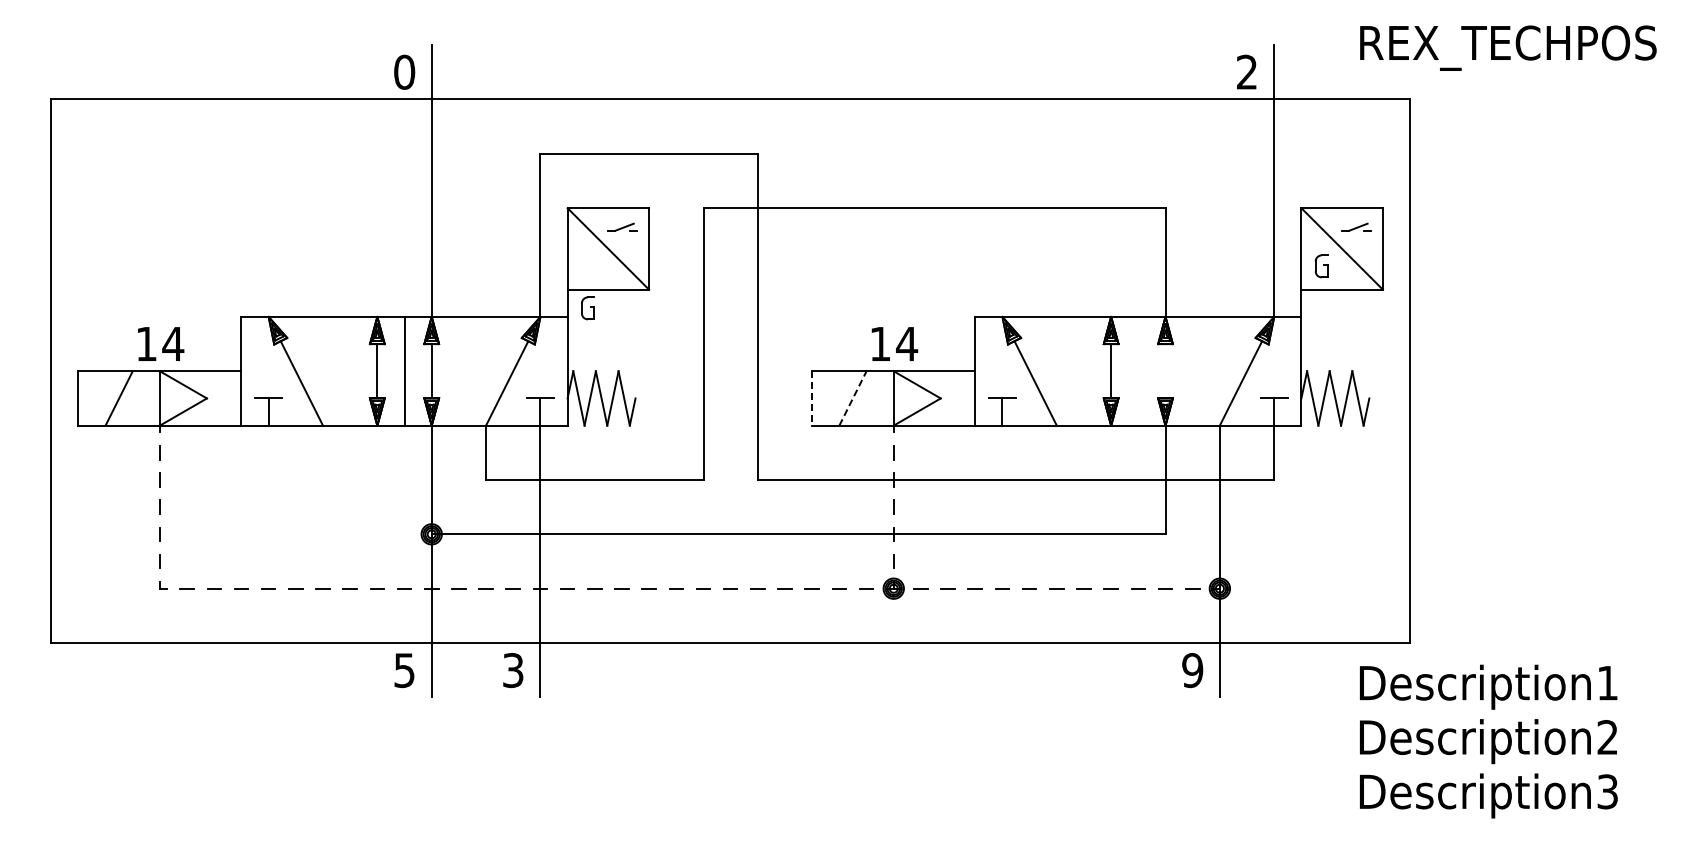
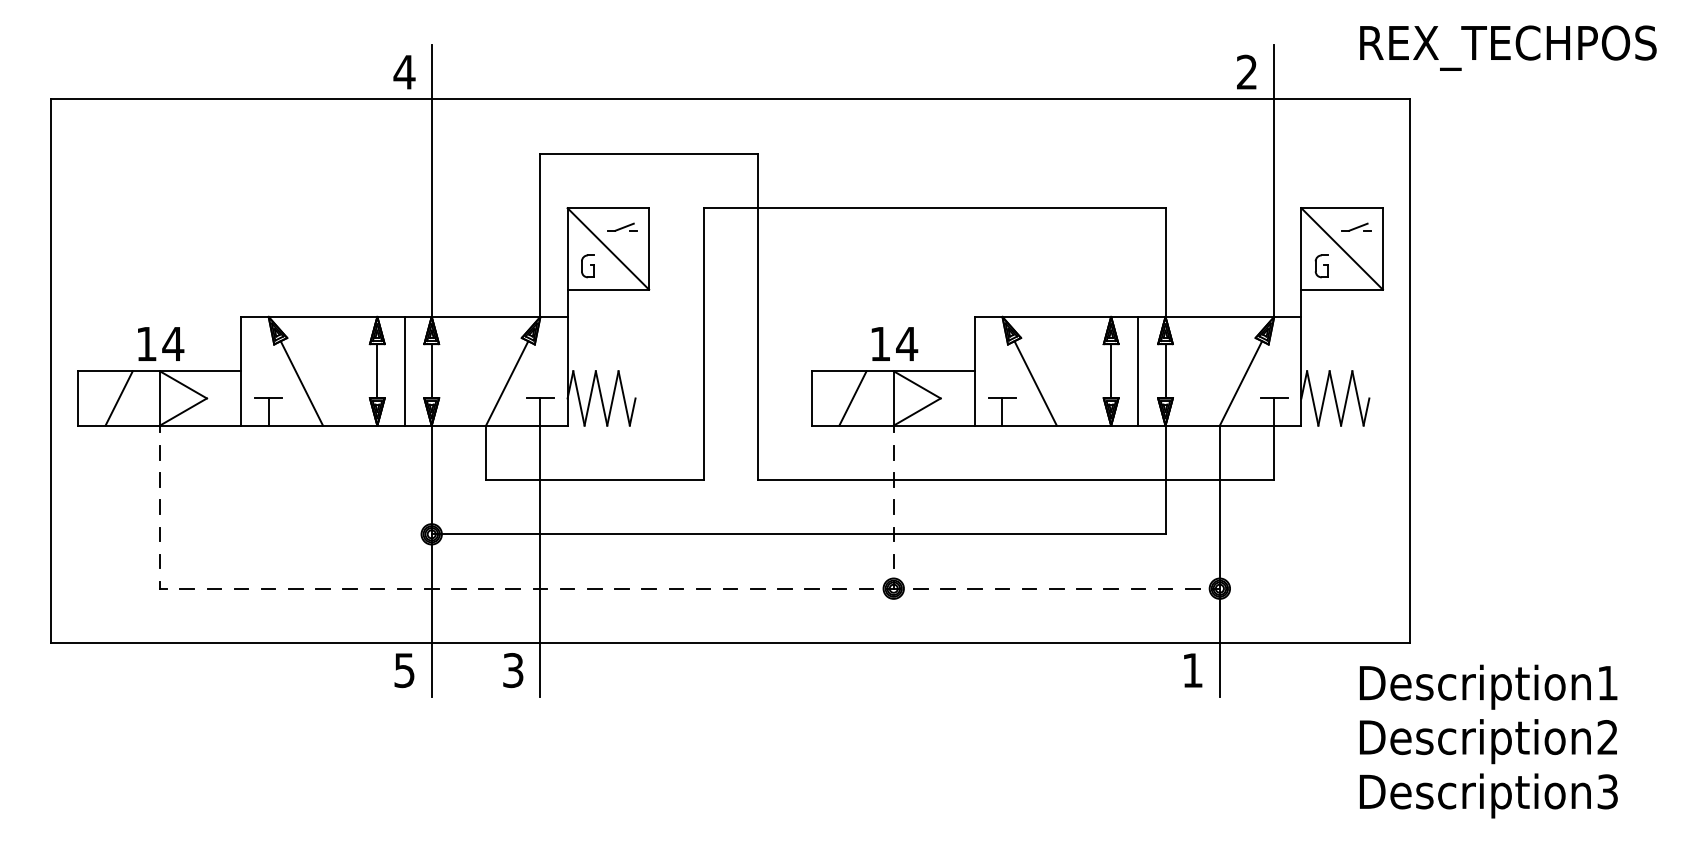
text: 0 -> 4 (404, 71)
part position: (587, 308) -> (587, 266) (587, 266)
line: none -> present (1138, 370)
line: none -> present (1165, 371)
line: dashed -> solid (812, 398)
line: dashed -> solid (853, 398)
text: 9 -> 1 (1192, 670)
